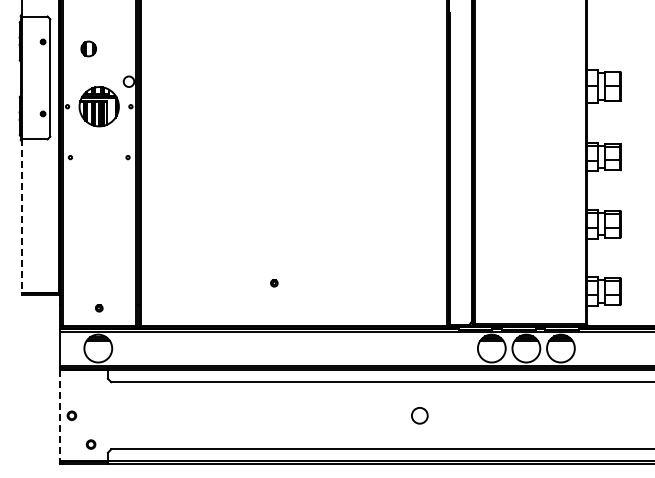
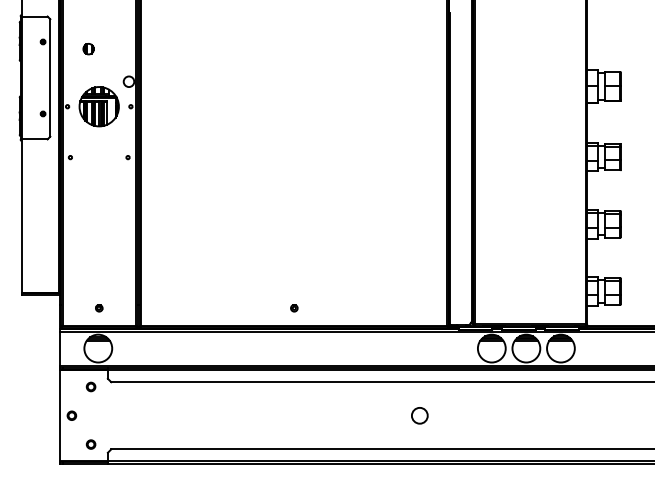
part size: 17x18 px -> 13x13 px (88, 49)
line: dashed -> solid (21, 216)
part position: (274, 283) -> (294, 308) (294, 308)
part: none -> present (90, 386)
line: dashed -> solid (59, 416)
